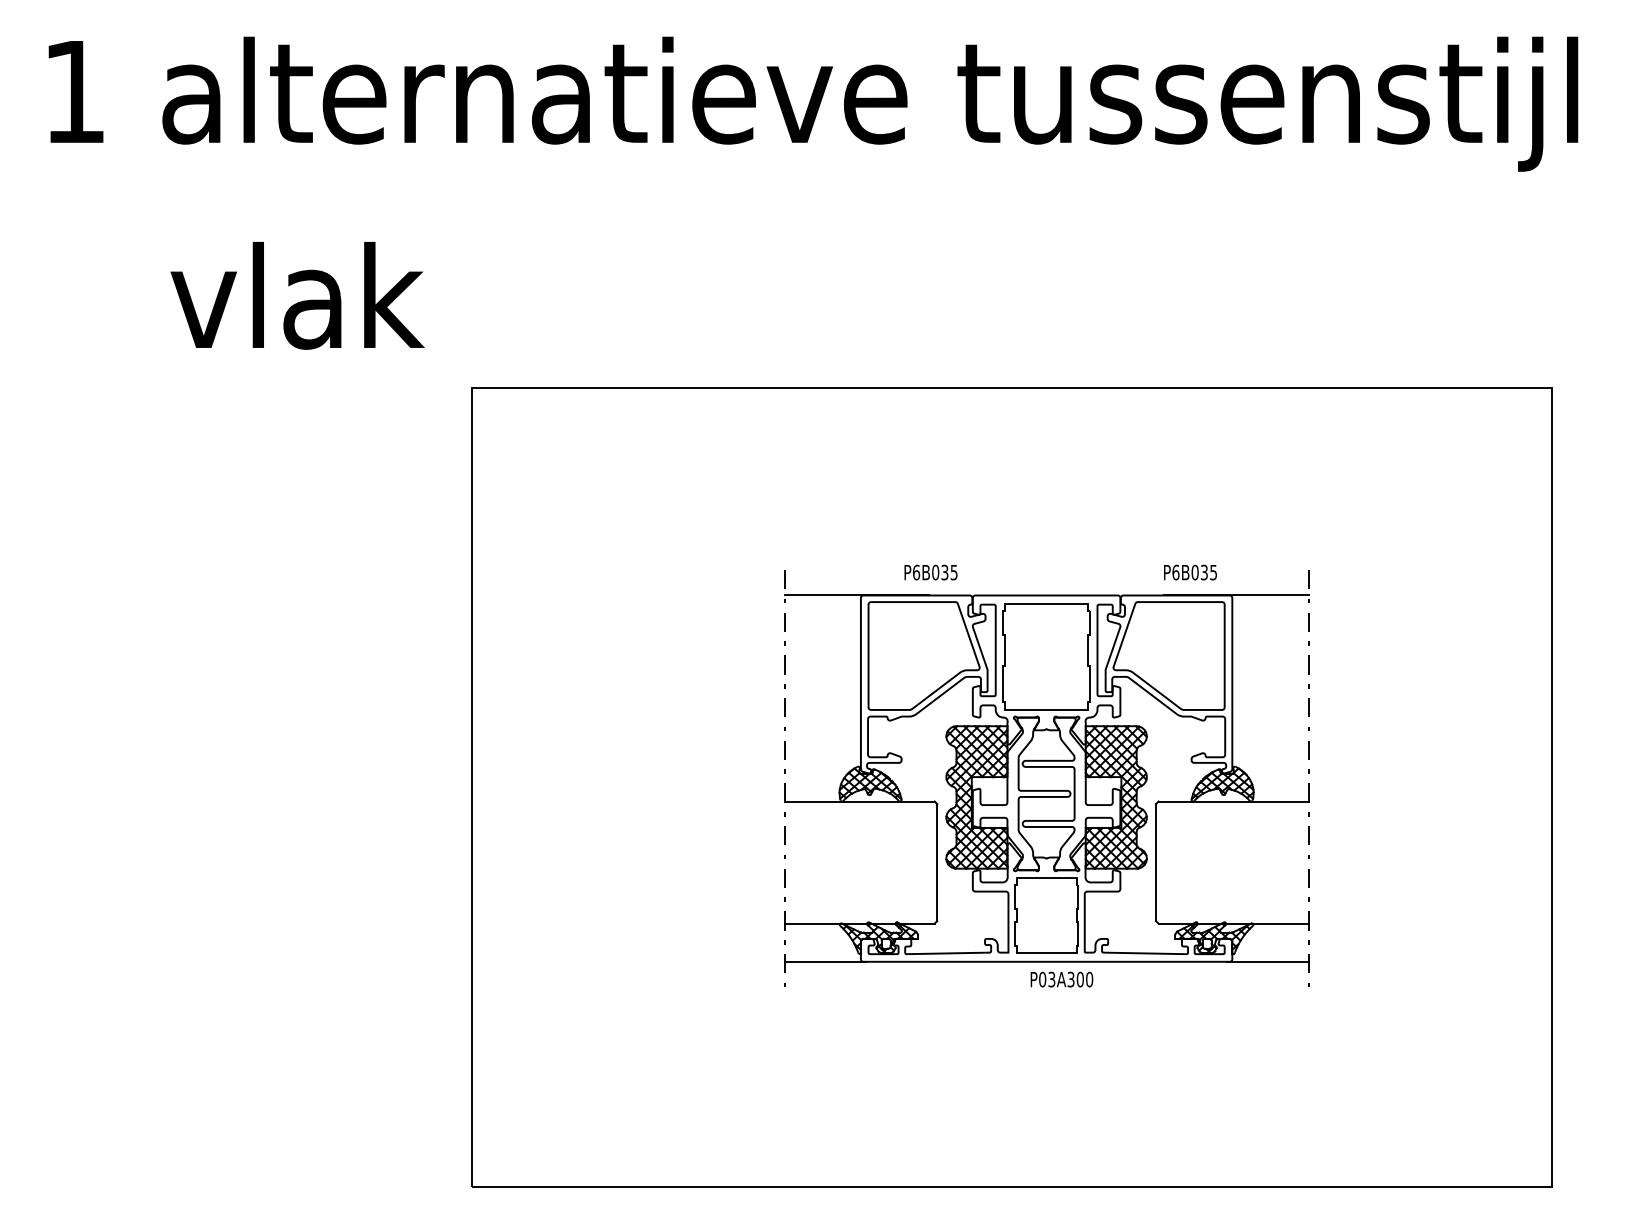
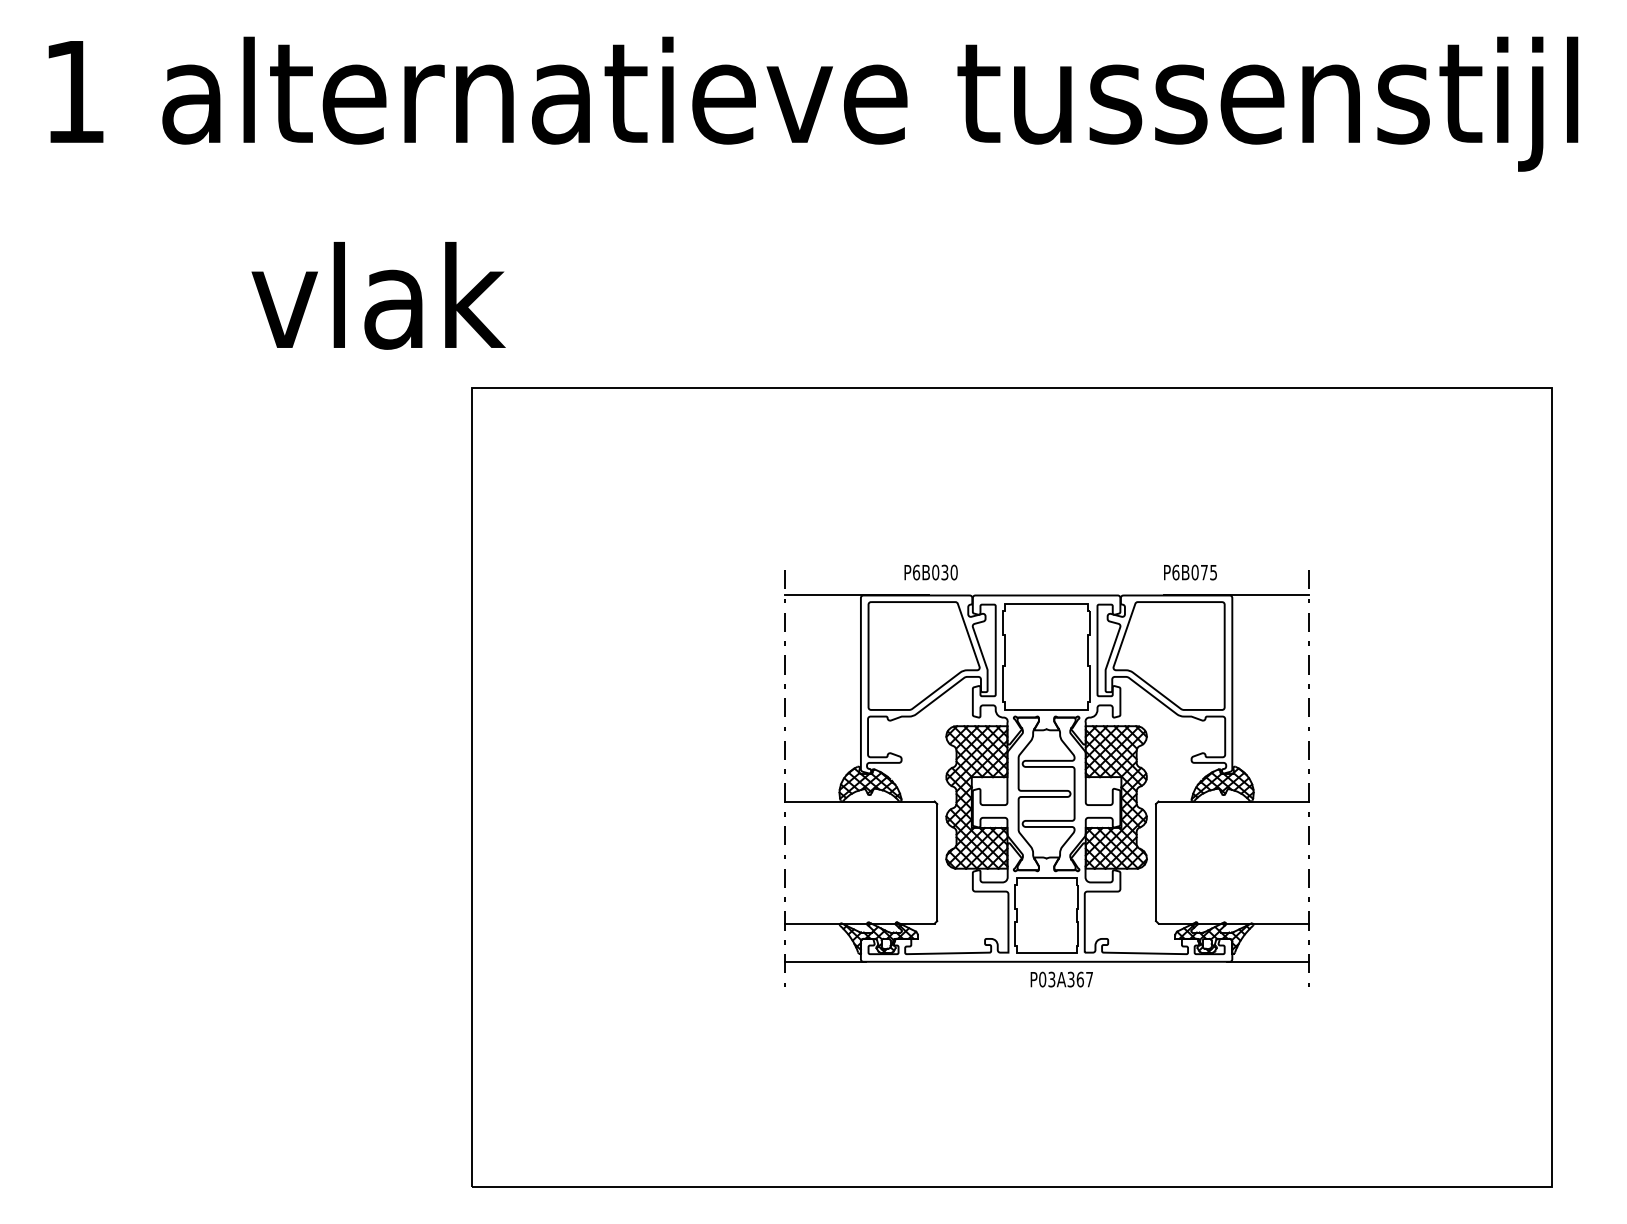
text position: (297, 295) -> (378, 295) (378, 295)
text: P6B035 -> P6B030 (953, 572)
text: P6B035 -> P6B075 (1204, 572)
text: P03A300 -> P03A367 (1084, 979)
